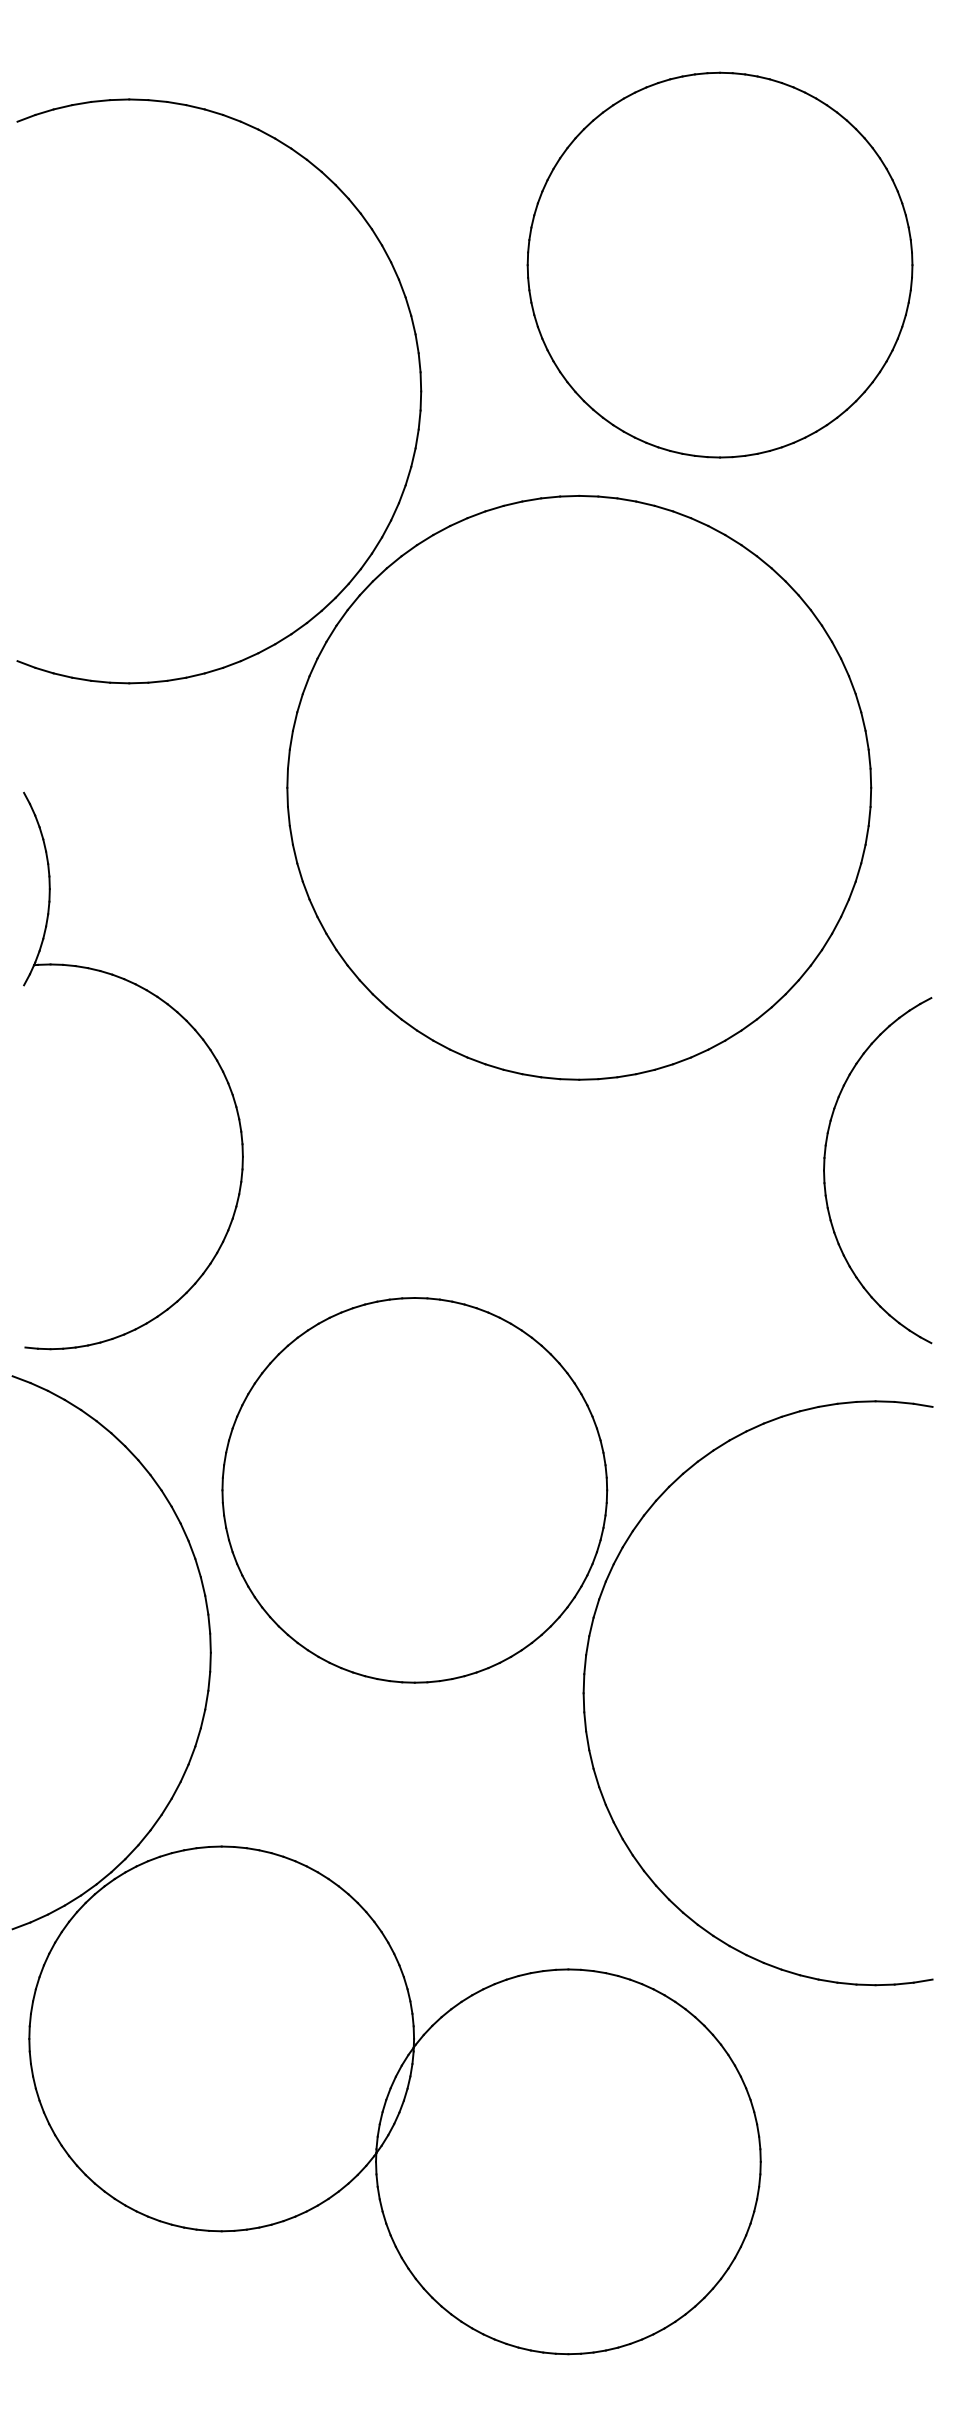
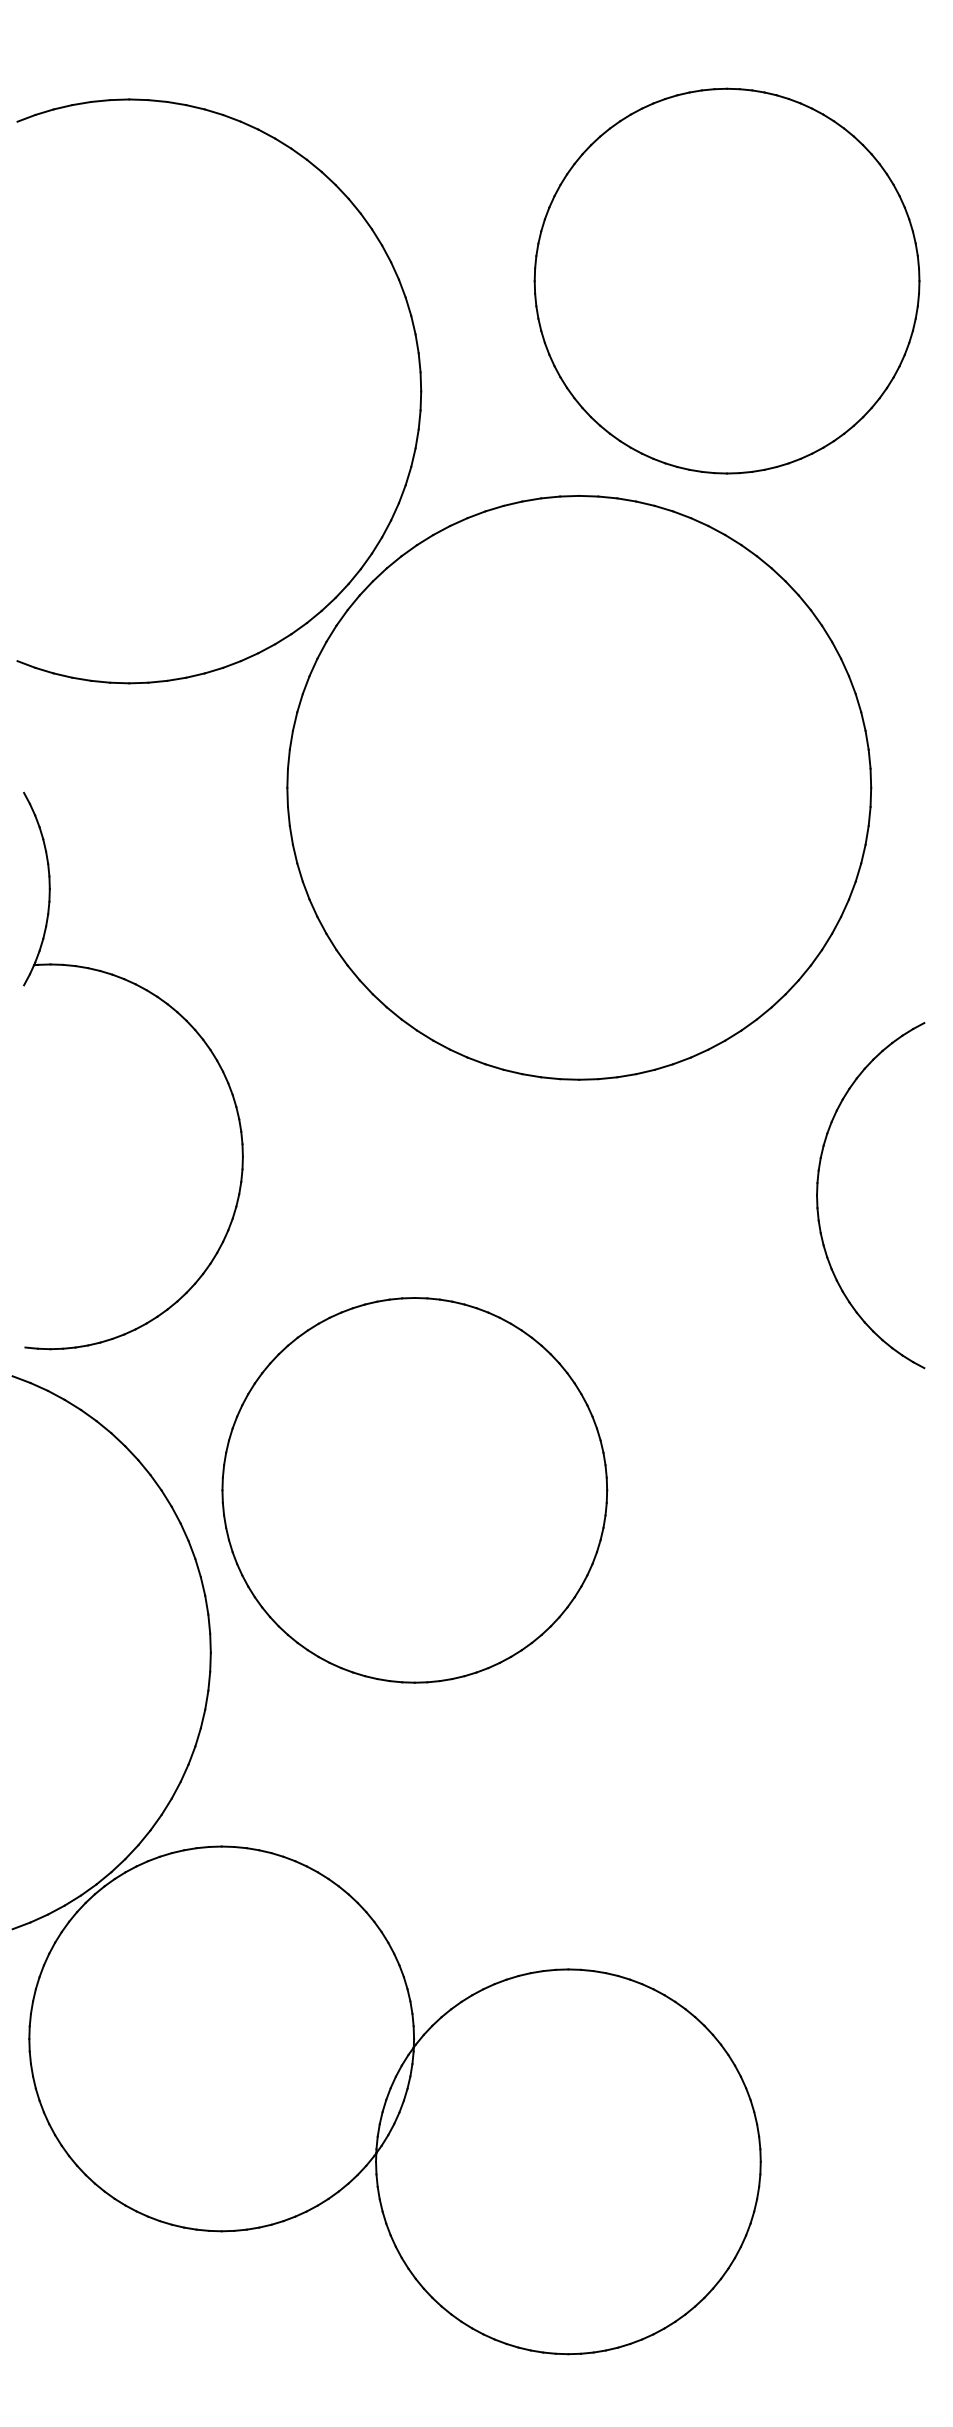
part position: (719, 264) -> (726, 280) (726, 280)
part position: (825, 1166) -> (818, 1191) (818, 1191)
part: present -> none (585, 1708)
